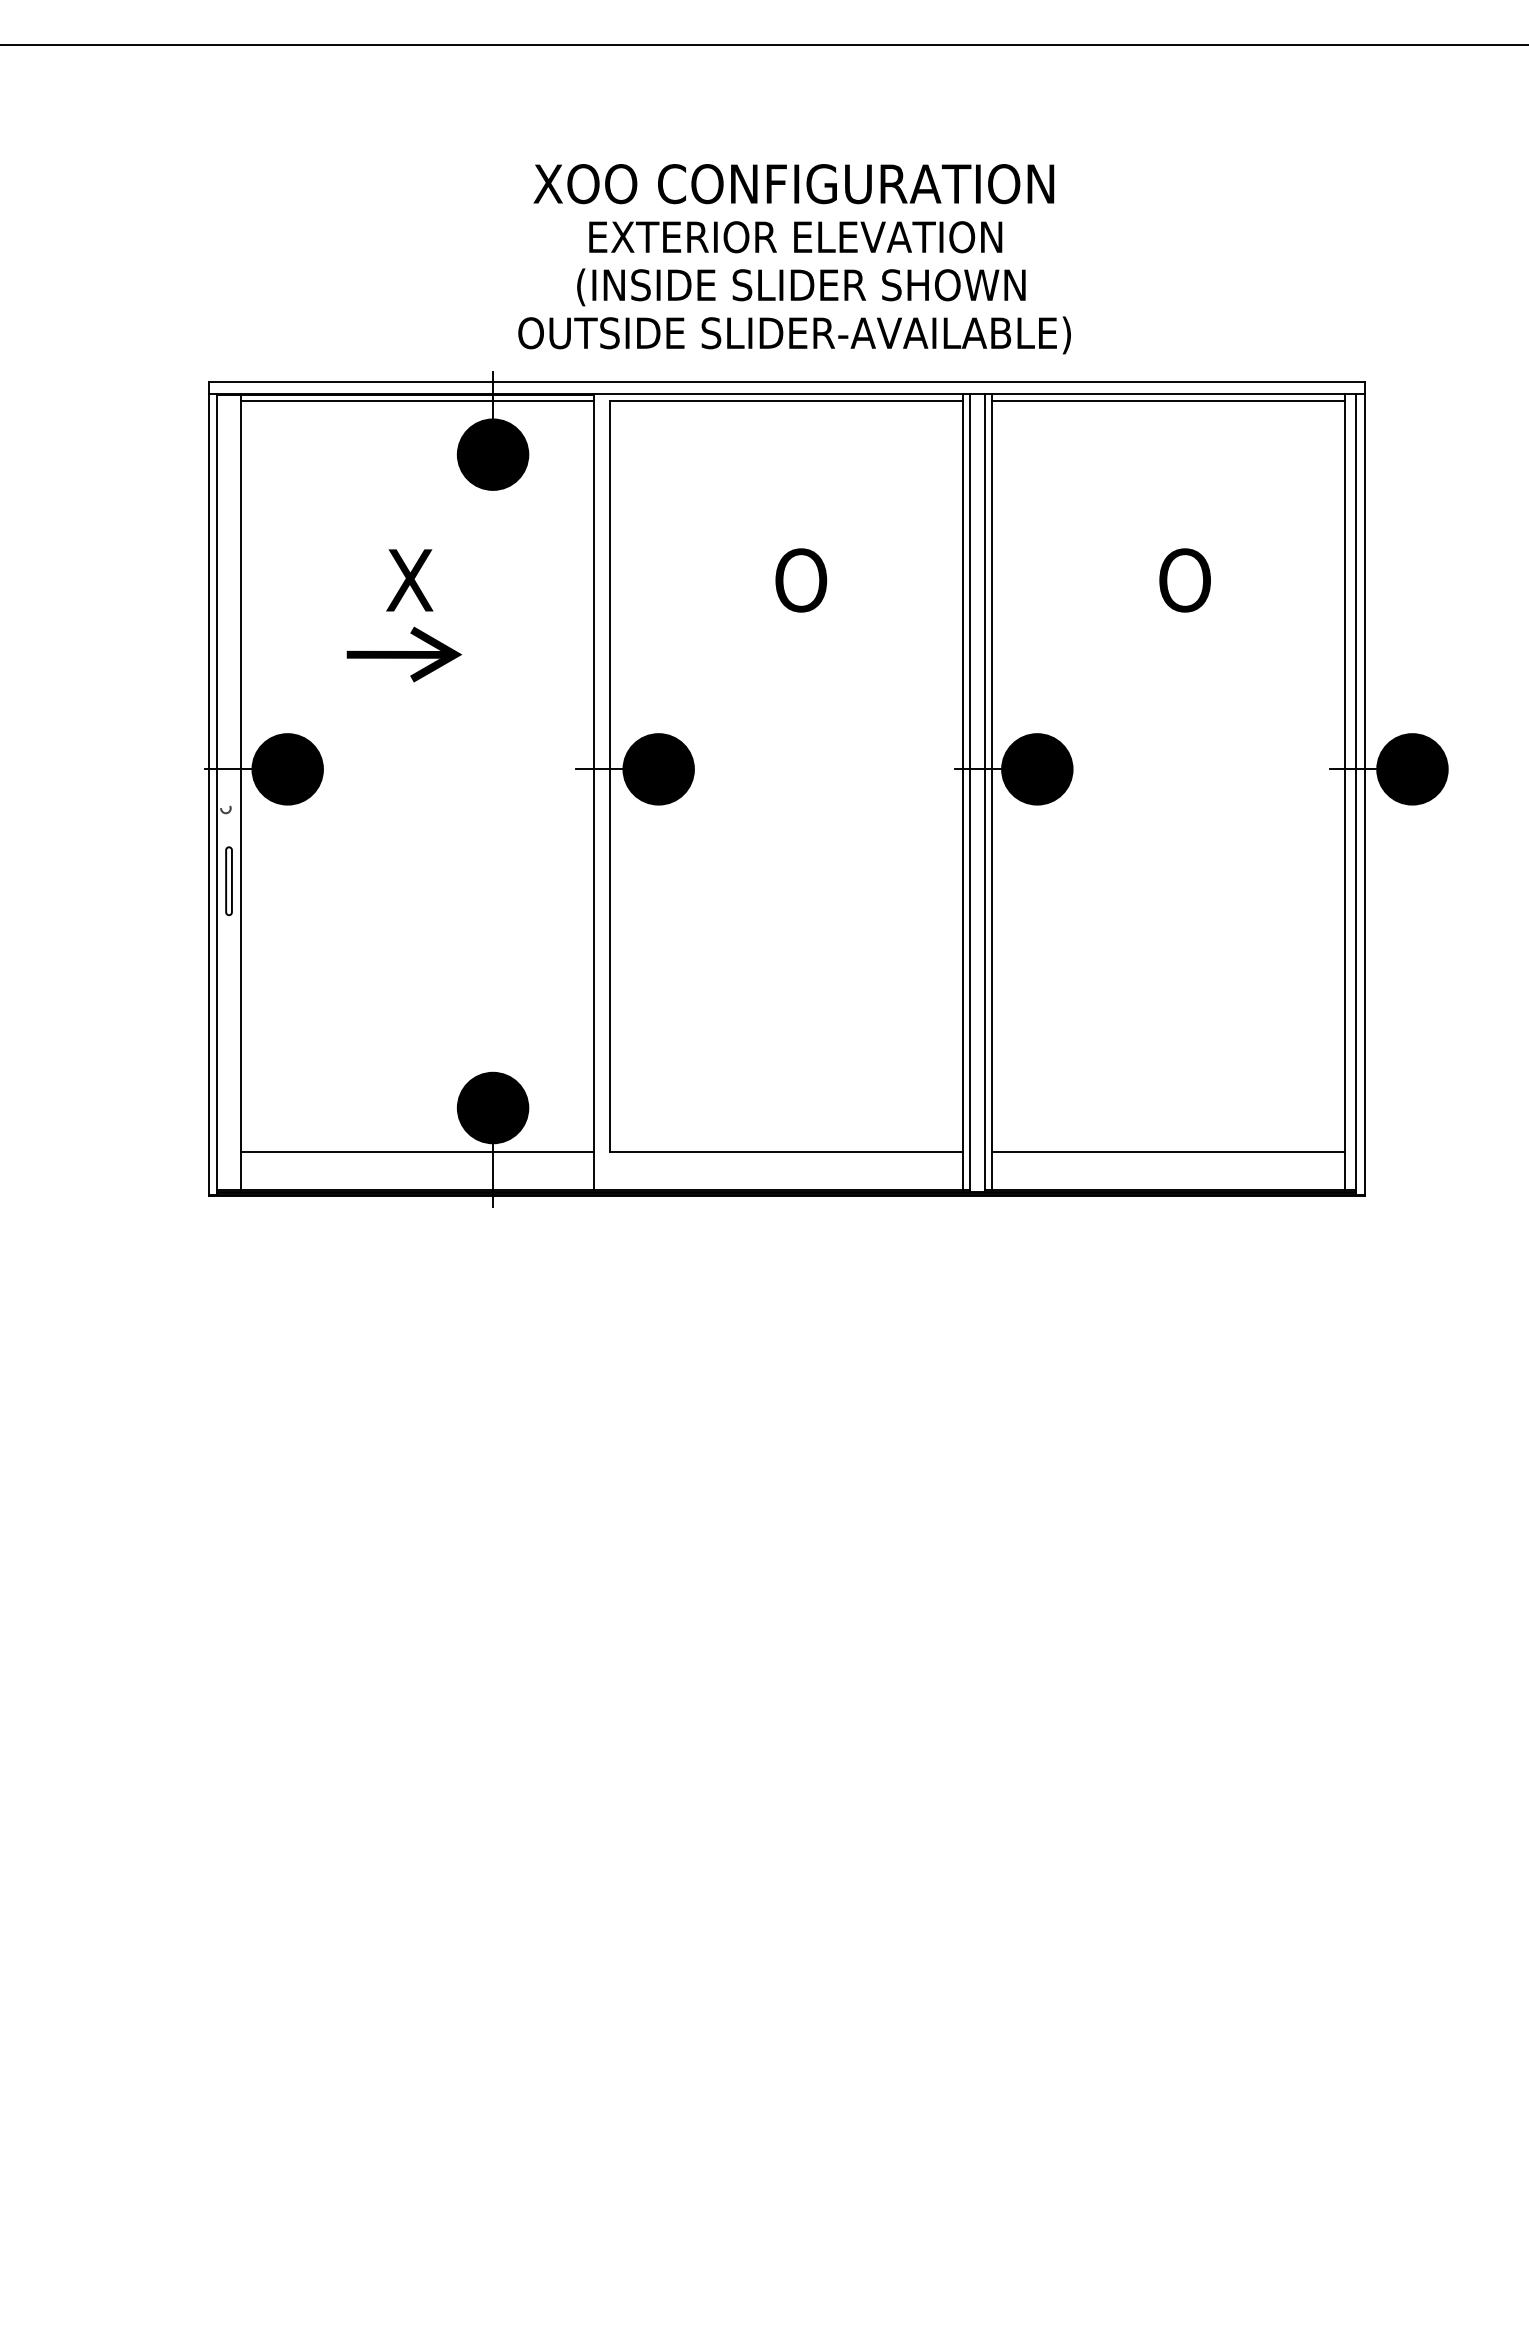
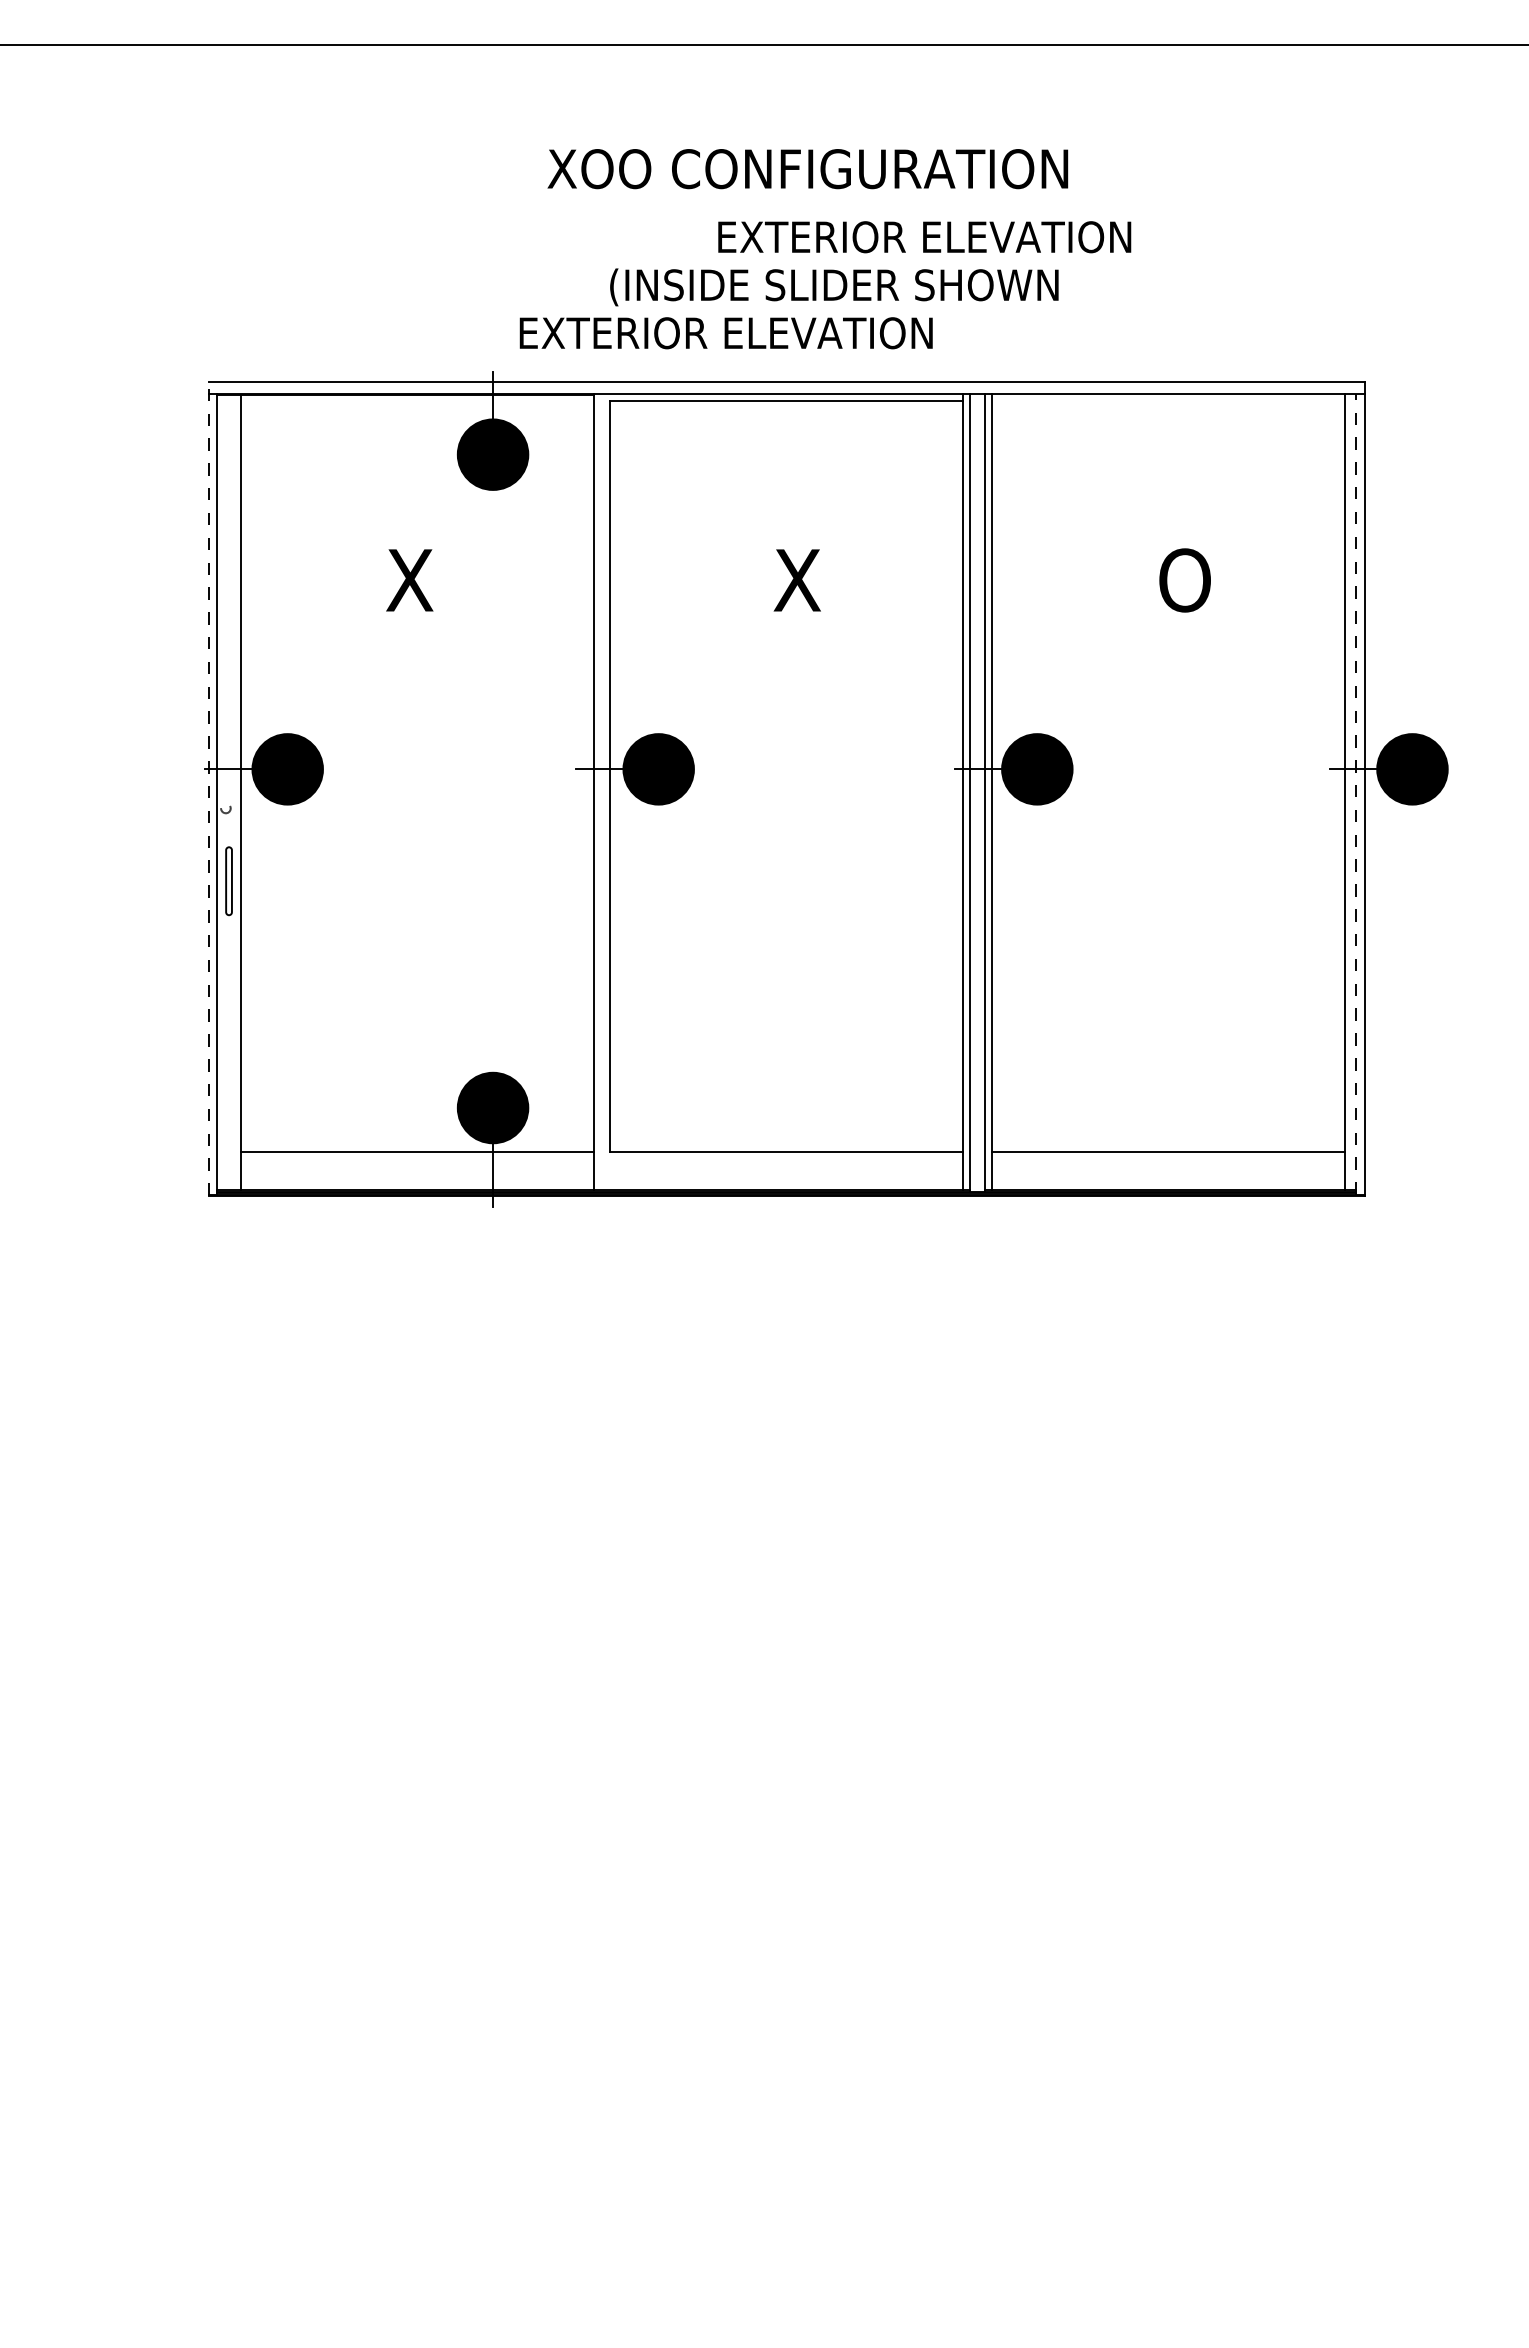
text position: (793, 184) -> (807, 169) (807, 169)
text position: (795, 237) -> (924, 237) (924, 237)
text position: (801, 287) -> (834, 287) (834, 287)
text: OUTSIDE SLIDER-AVAILABLE) -> EXTERIOR ELEVATION (794, 335)
line: present -> none (416, 401)
line: present -> none (1167, 401)
text: O -> X (800, 580)
part: present -> none (404, 654)
line: solid -> dashed (208, 788)
line: solid -> dashed (1355, 793)
